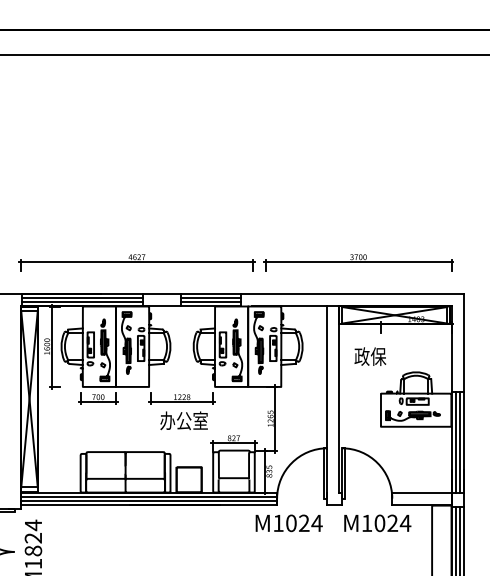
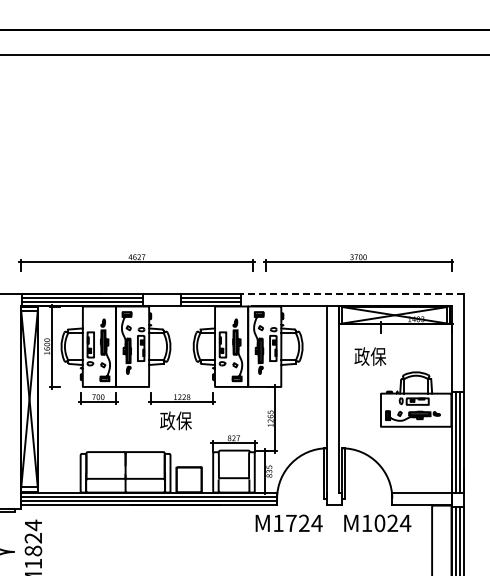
line: solid -> dashed (351, 294)
text: 办公室 -> 政保 (183, 420)
text: M1024 -> M1724 (291, 523)
